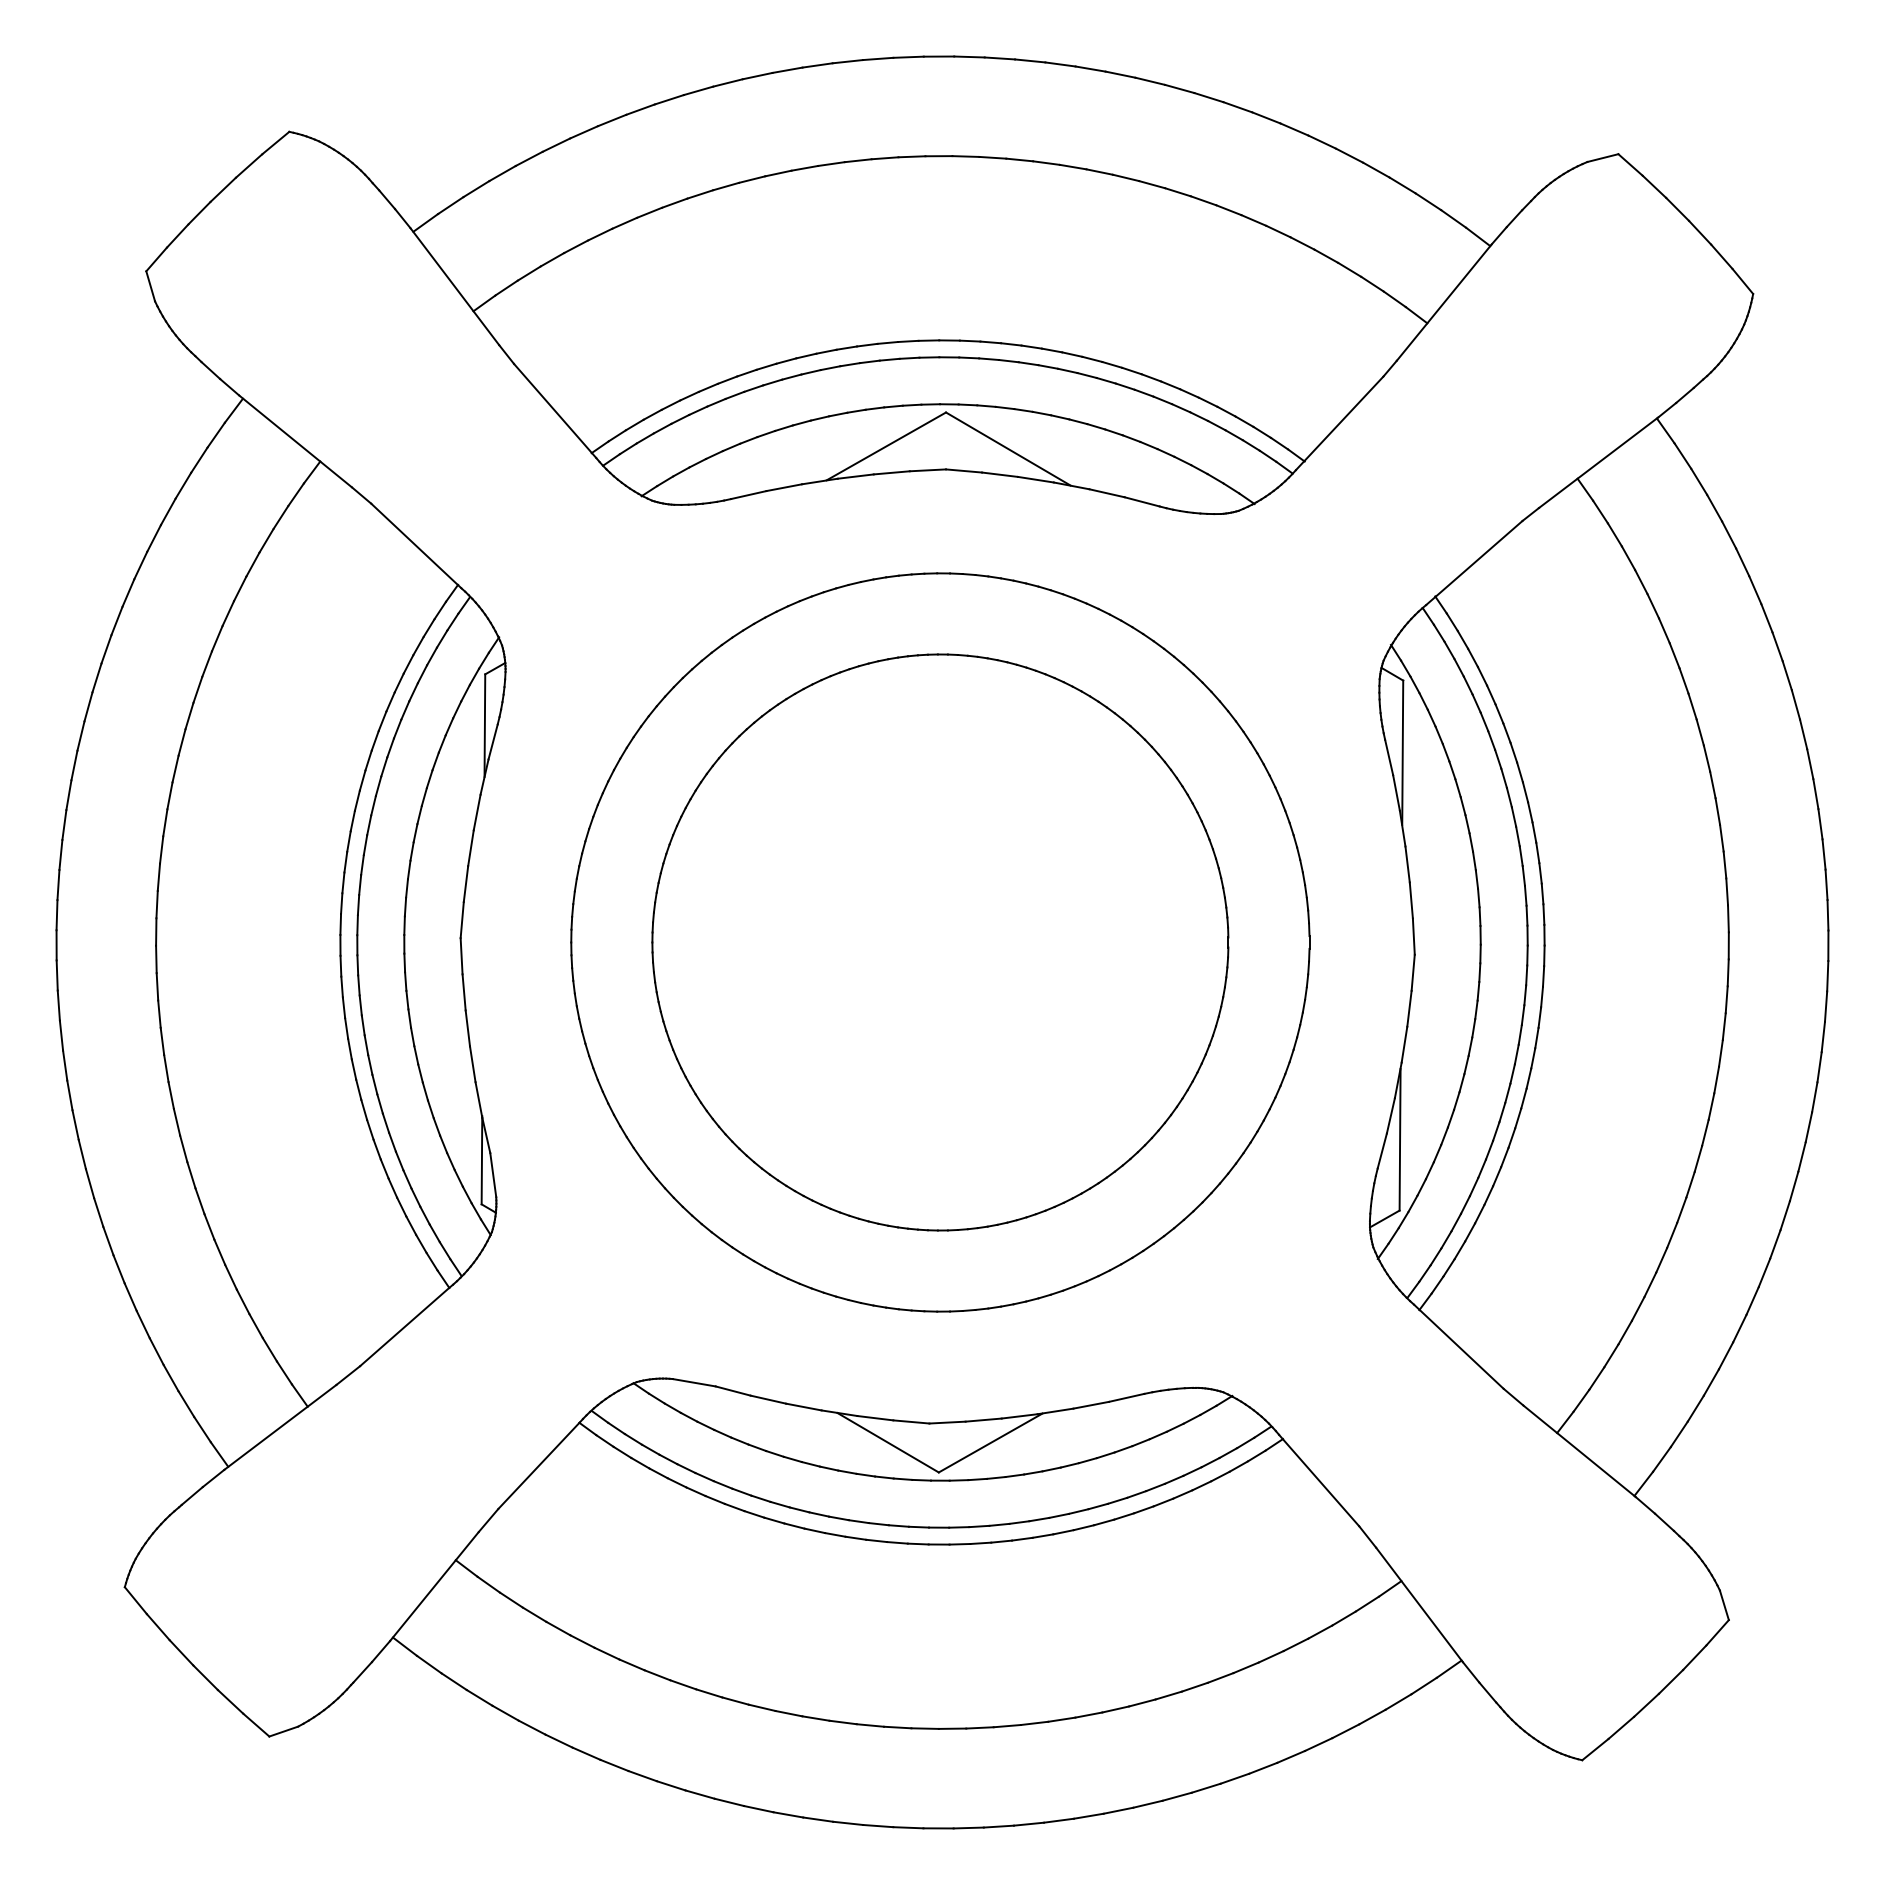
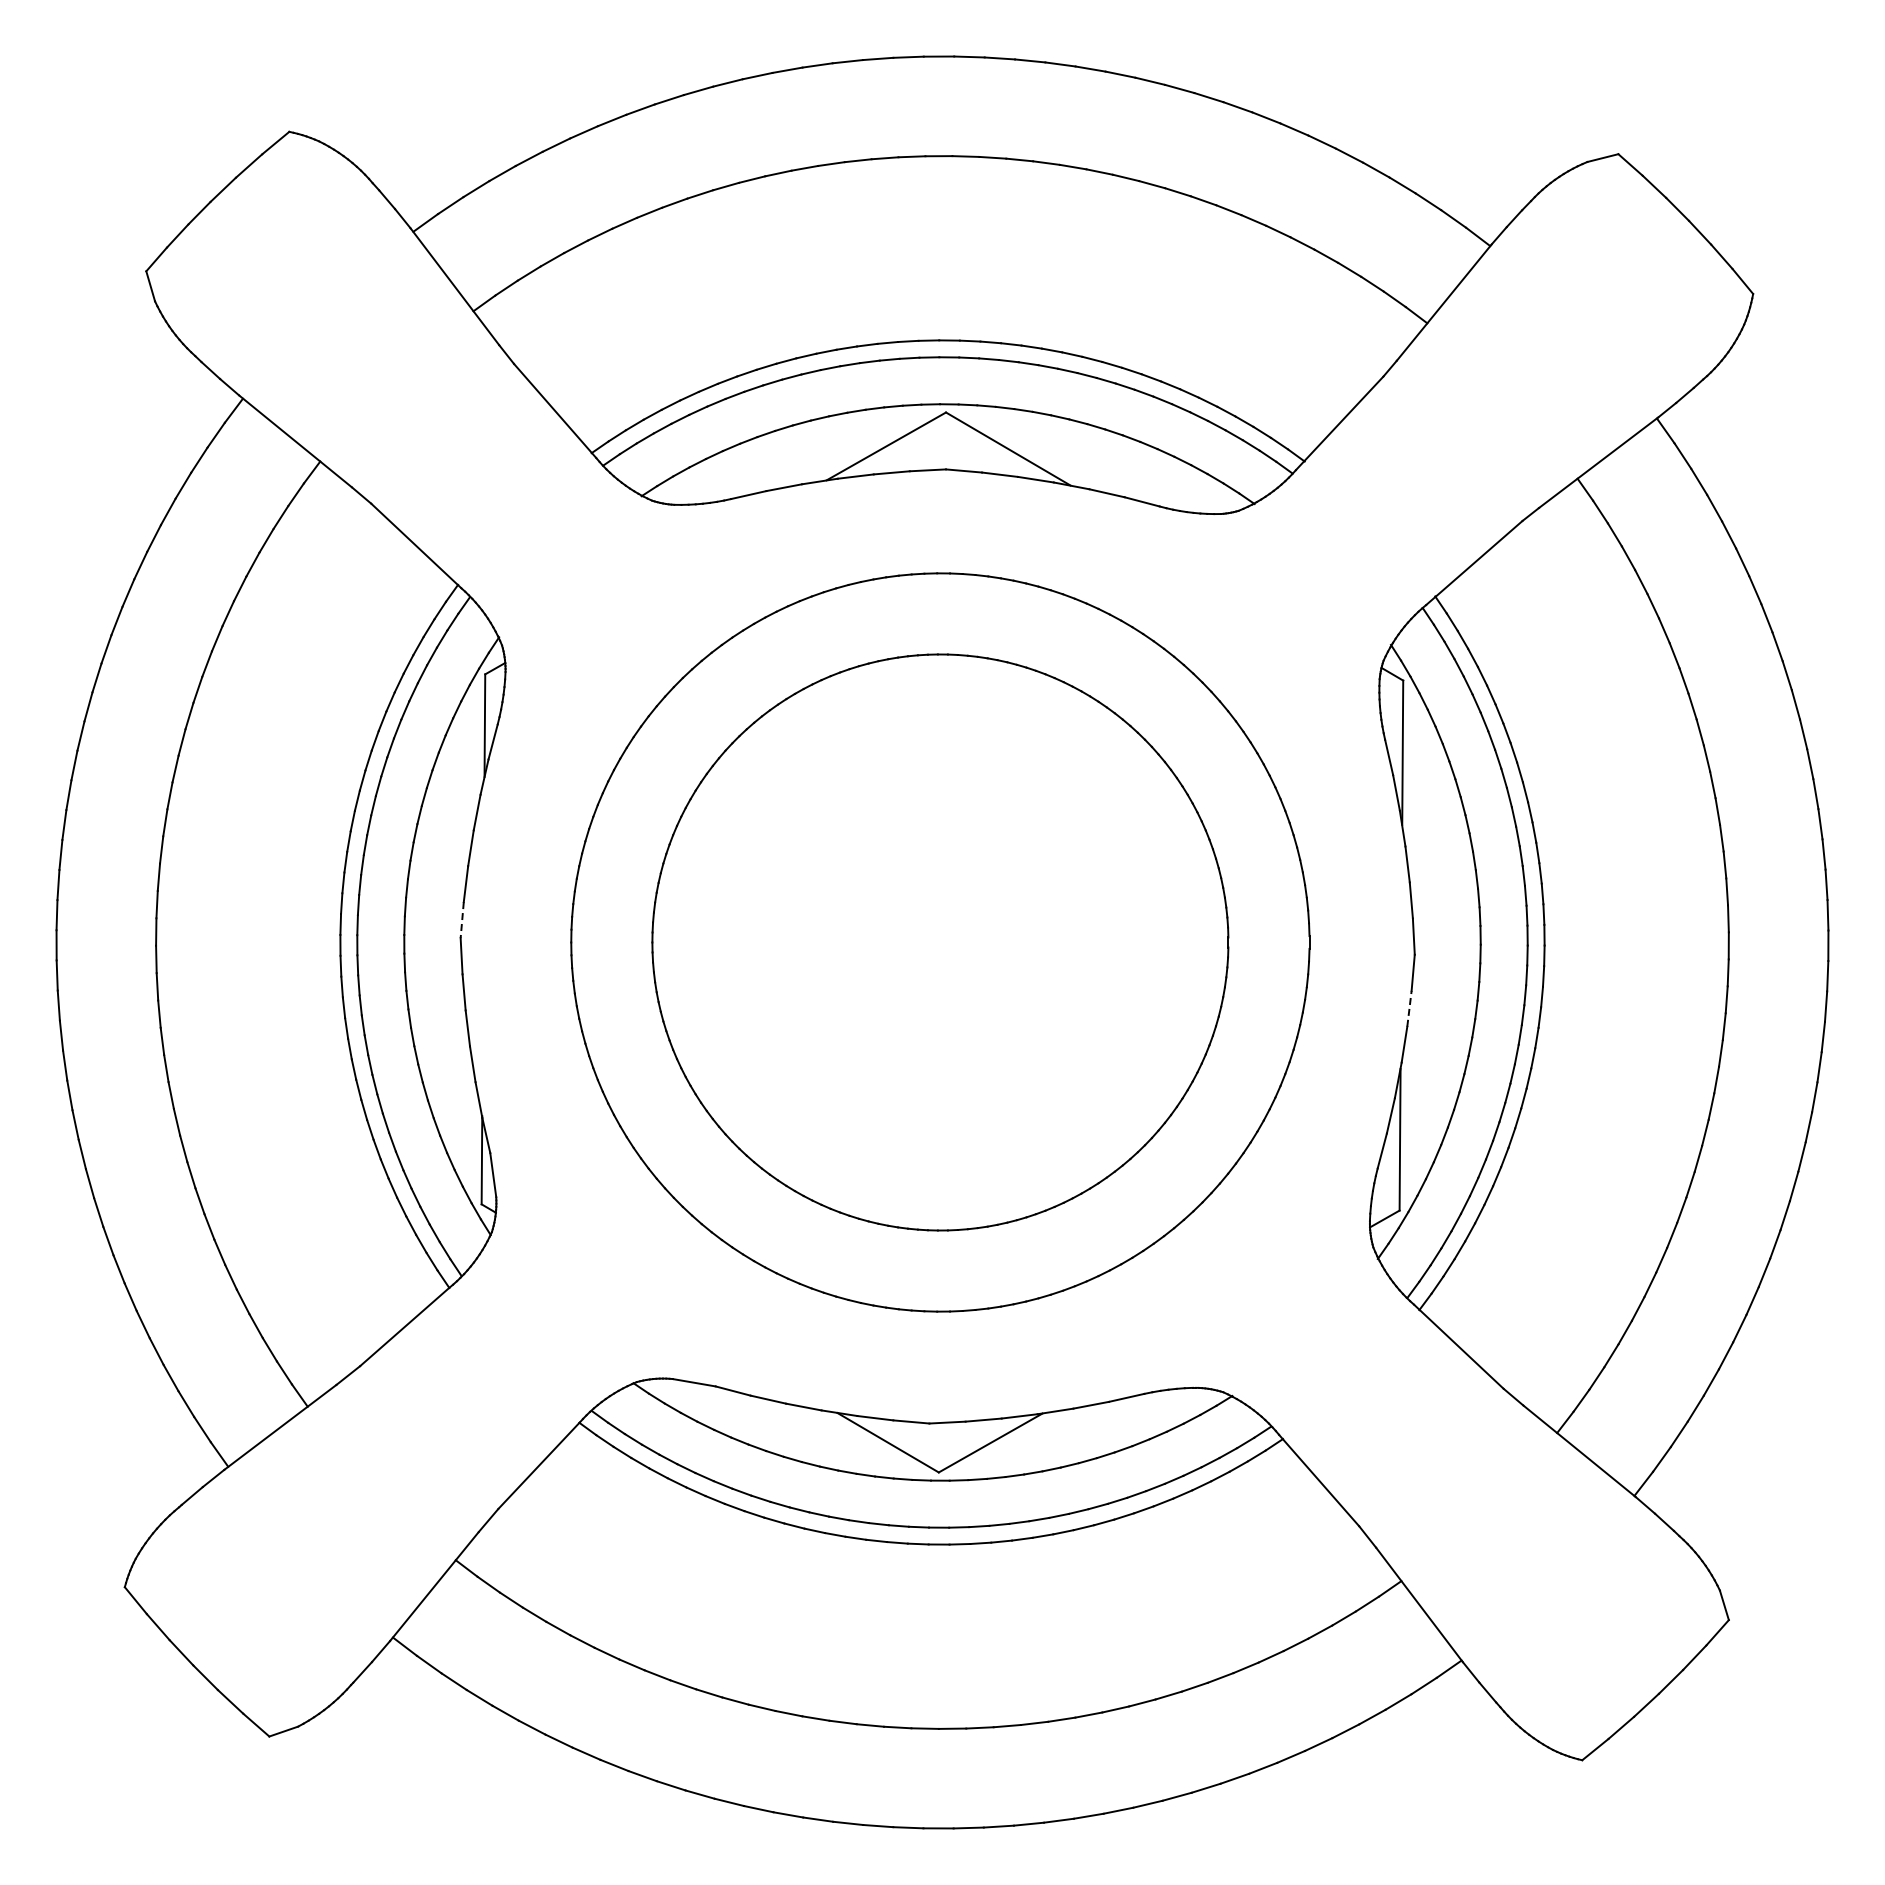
line: solid -> dashed (462, 920)
line: solid -> dashed (1409, 1008)
